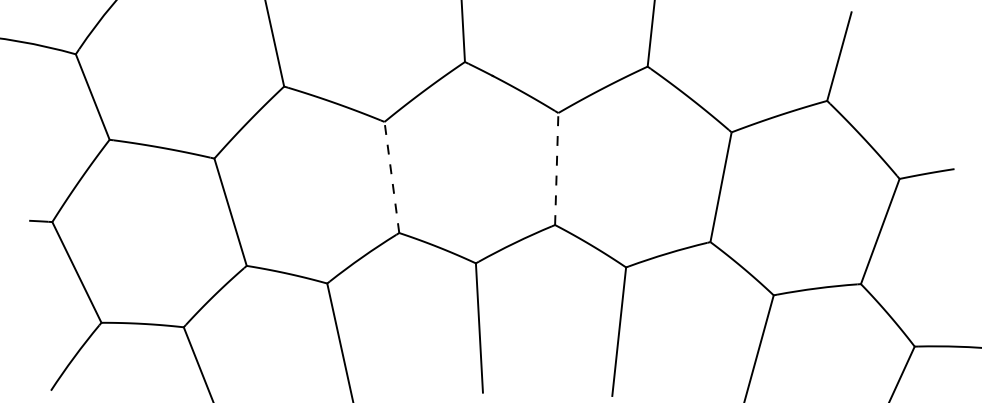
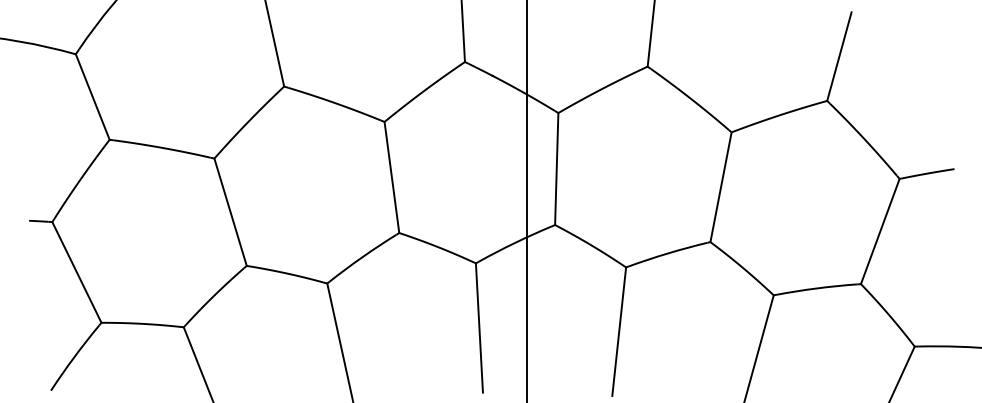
line: dashed -> solid (556, 168)
line: dashed -> solid (391, 177)
line: none -> present (526, 200)
